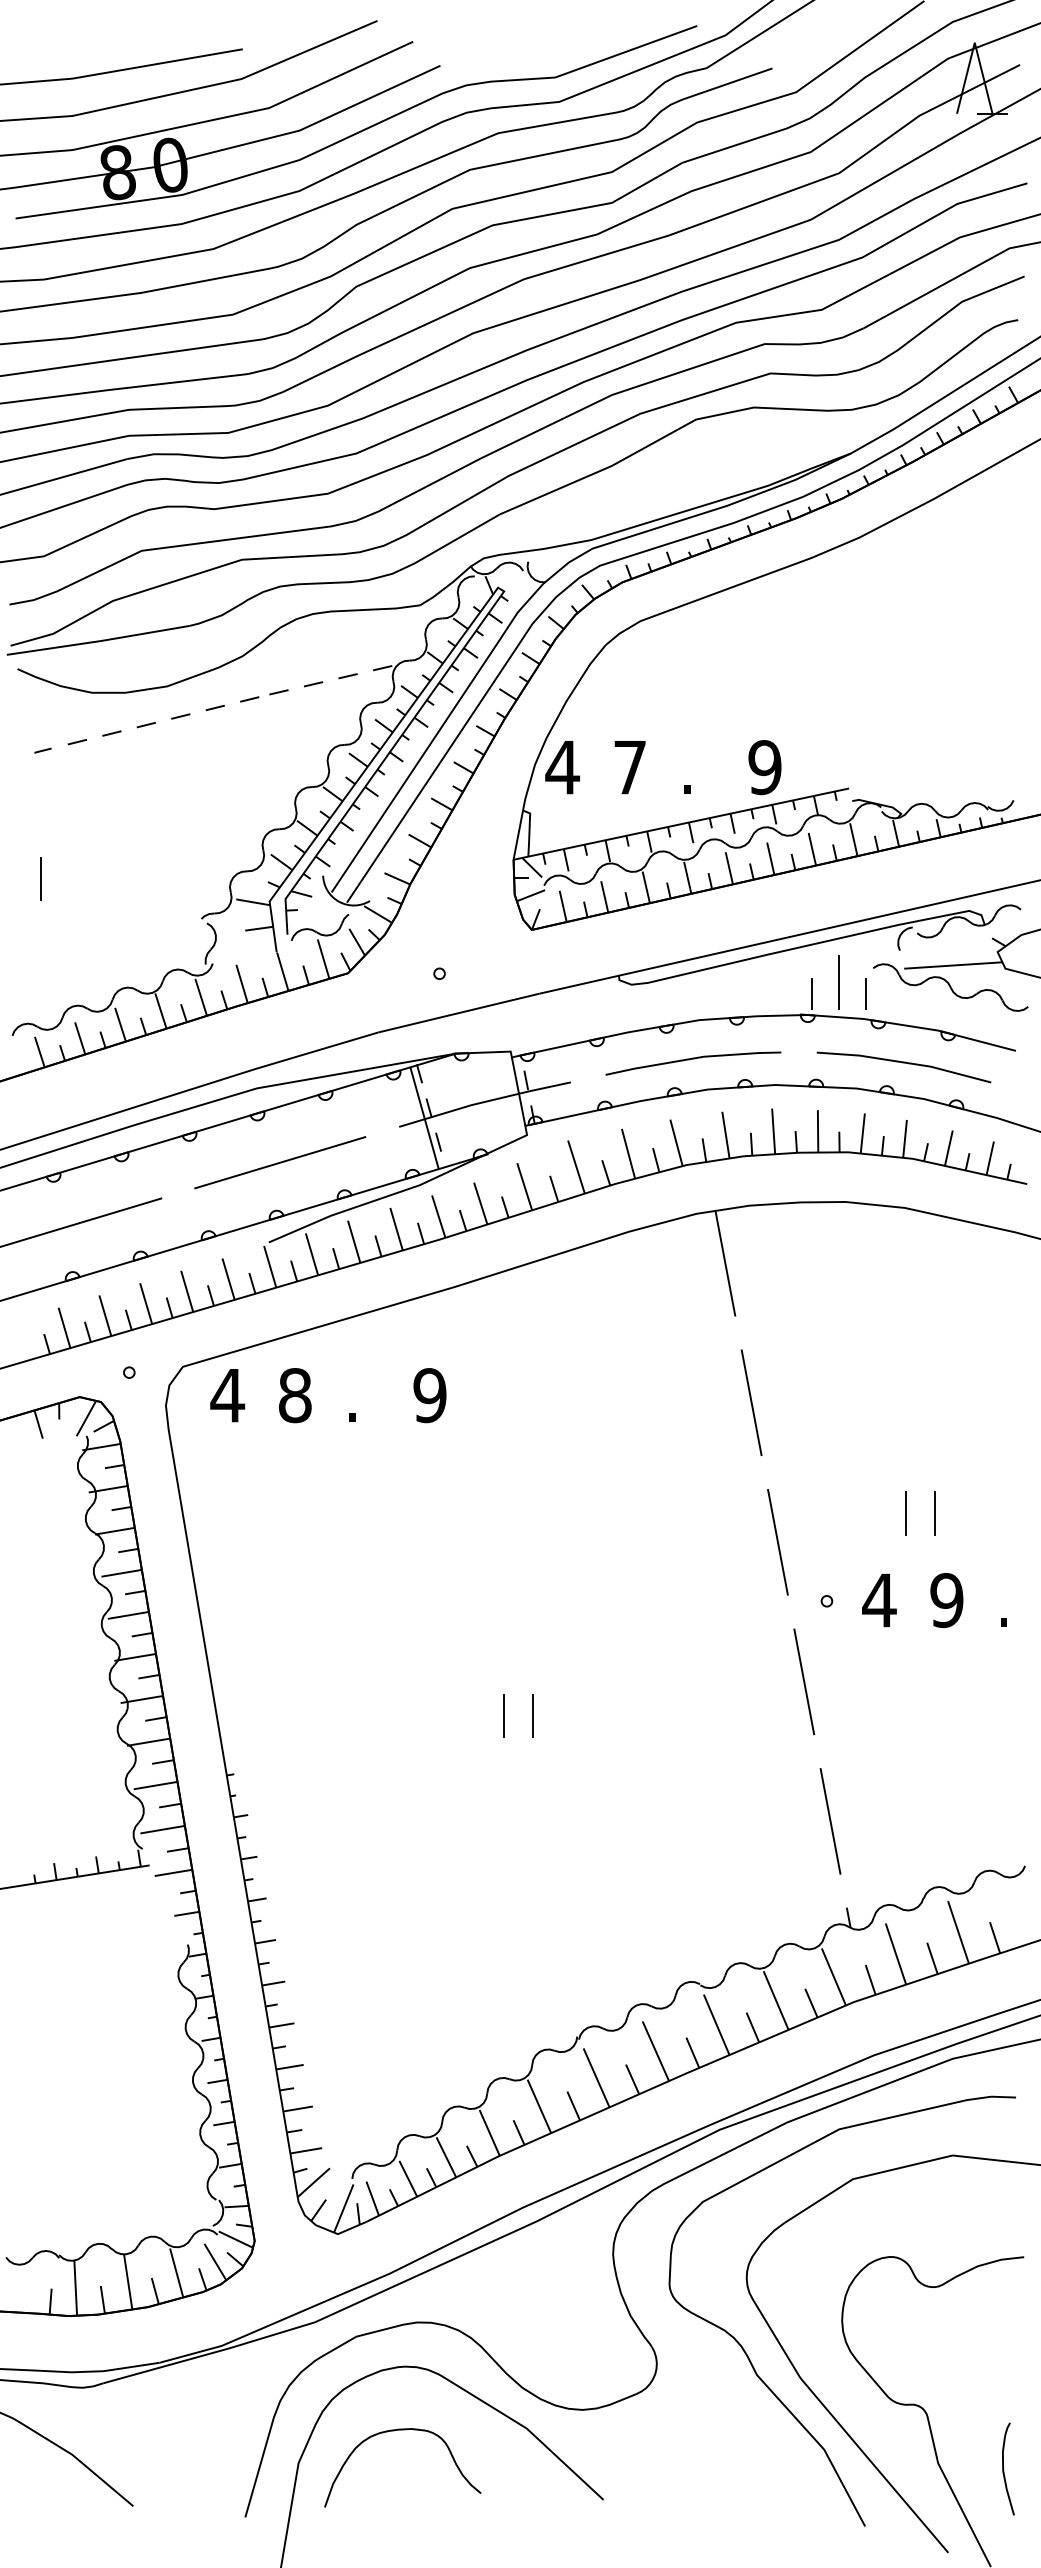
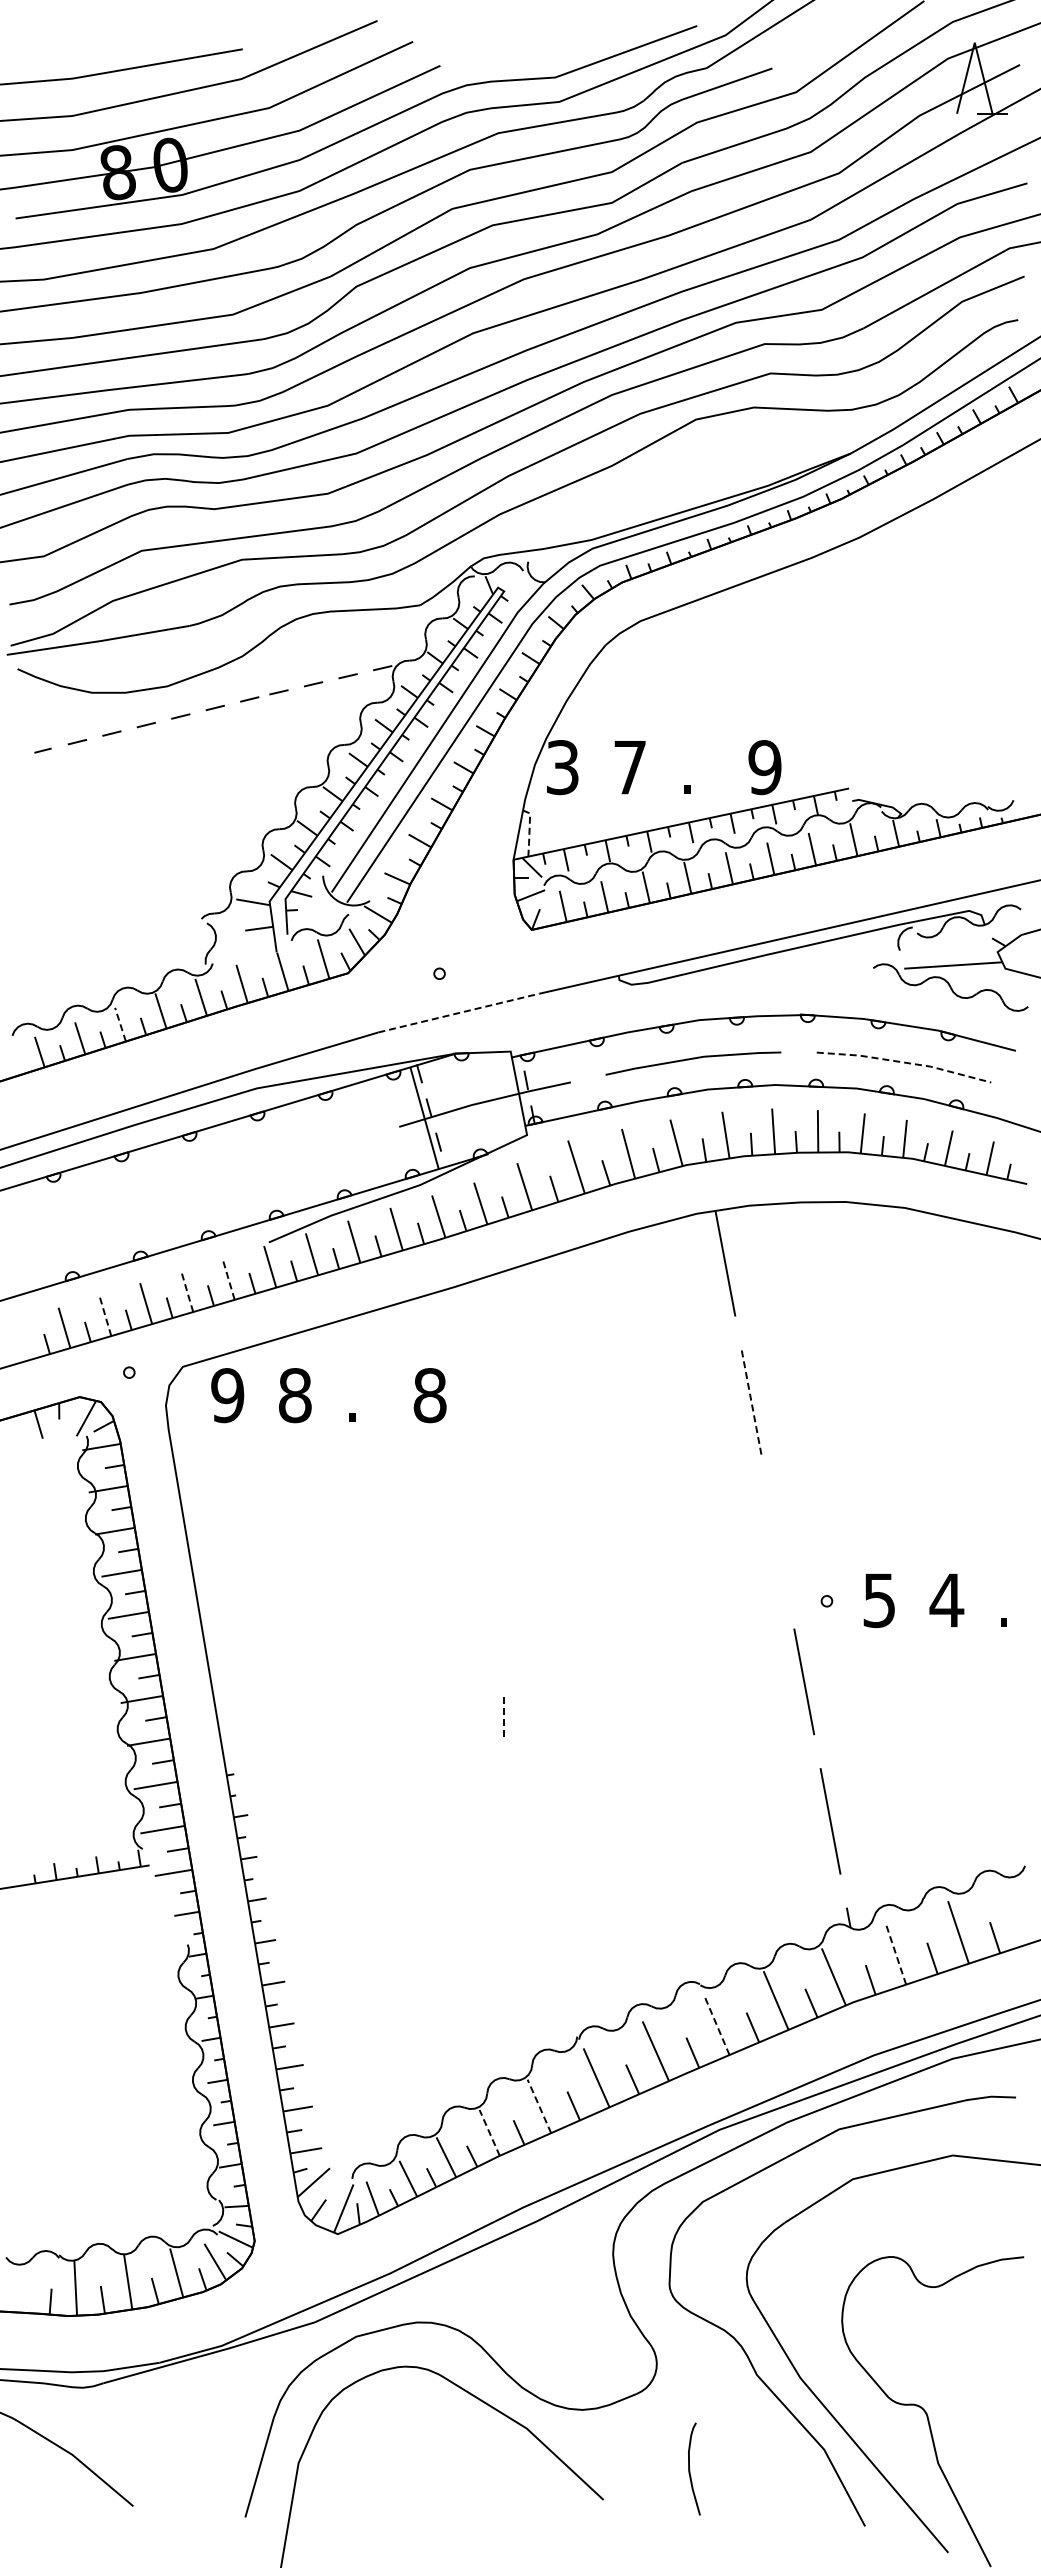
text: 4 -> 3 (562, 767)
line: solid -> dashed (529, 831)
line: present -> none (40, 878)
line: present -> none (839, 982)
line: present -> none (812, 994)
line: present -> none (865, 994)
line: solid -> dashed (458, 1013)
line: solid -> dashed (120, 1024)
line: solid -> dashed (905, 1062)
line: present -> none (280, 1162)
line: present -> none (81, 1222)
line: solid -> dashed (228, 1279)
line: solid -> dashed (187, 1290)
line: solid -> dashed (105, 1315)
text: 4 -> 9 (227, 1395)
text: 9 -> 8 (429, 1395)
line: solid -> dashed (751, 1403)
line: present -> none (906, 1513)
line: present -> none (934, 1513)
line: present -> none (777, 1542)
text: 4 -> 5 (879, 1600)
text: 9 -> 4 (946, 1600)
line: solid -> dashed (504, 1715)
line: present -> none (532, 1715)
line: solid -> dashed (895, 1953)
line: solid -> dashed (716, 2024)
line: solid -> dashed (539, 2105)
line: solid -> dashed (489, 2132)
curve: present -> none (394, 2431)
curve position: (1004, 2469) -> (690, 2469) (690, 2469)
